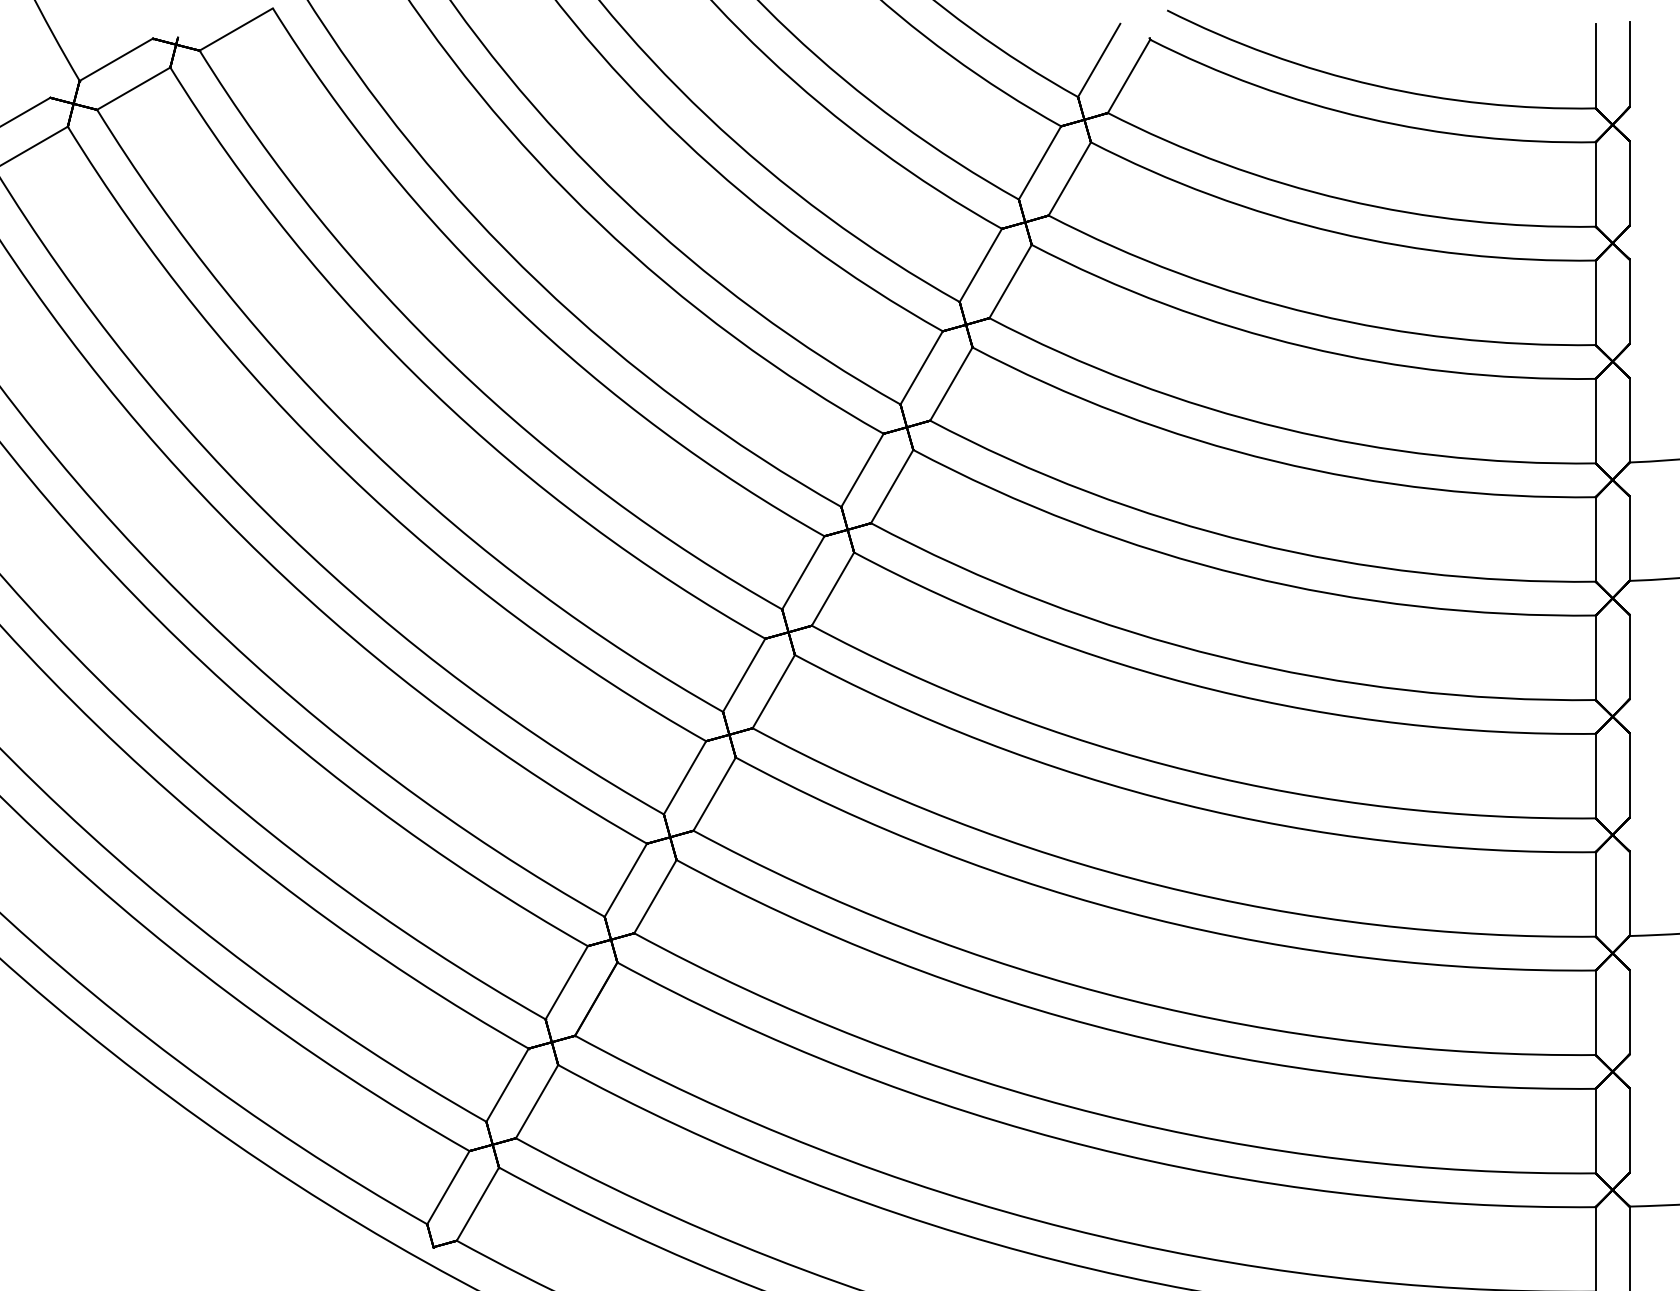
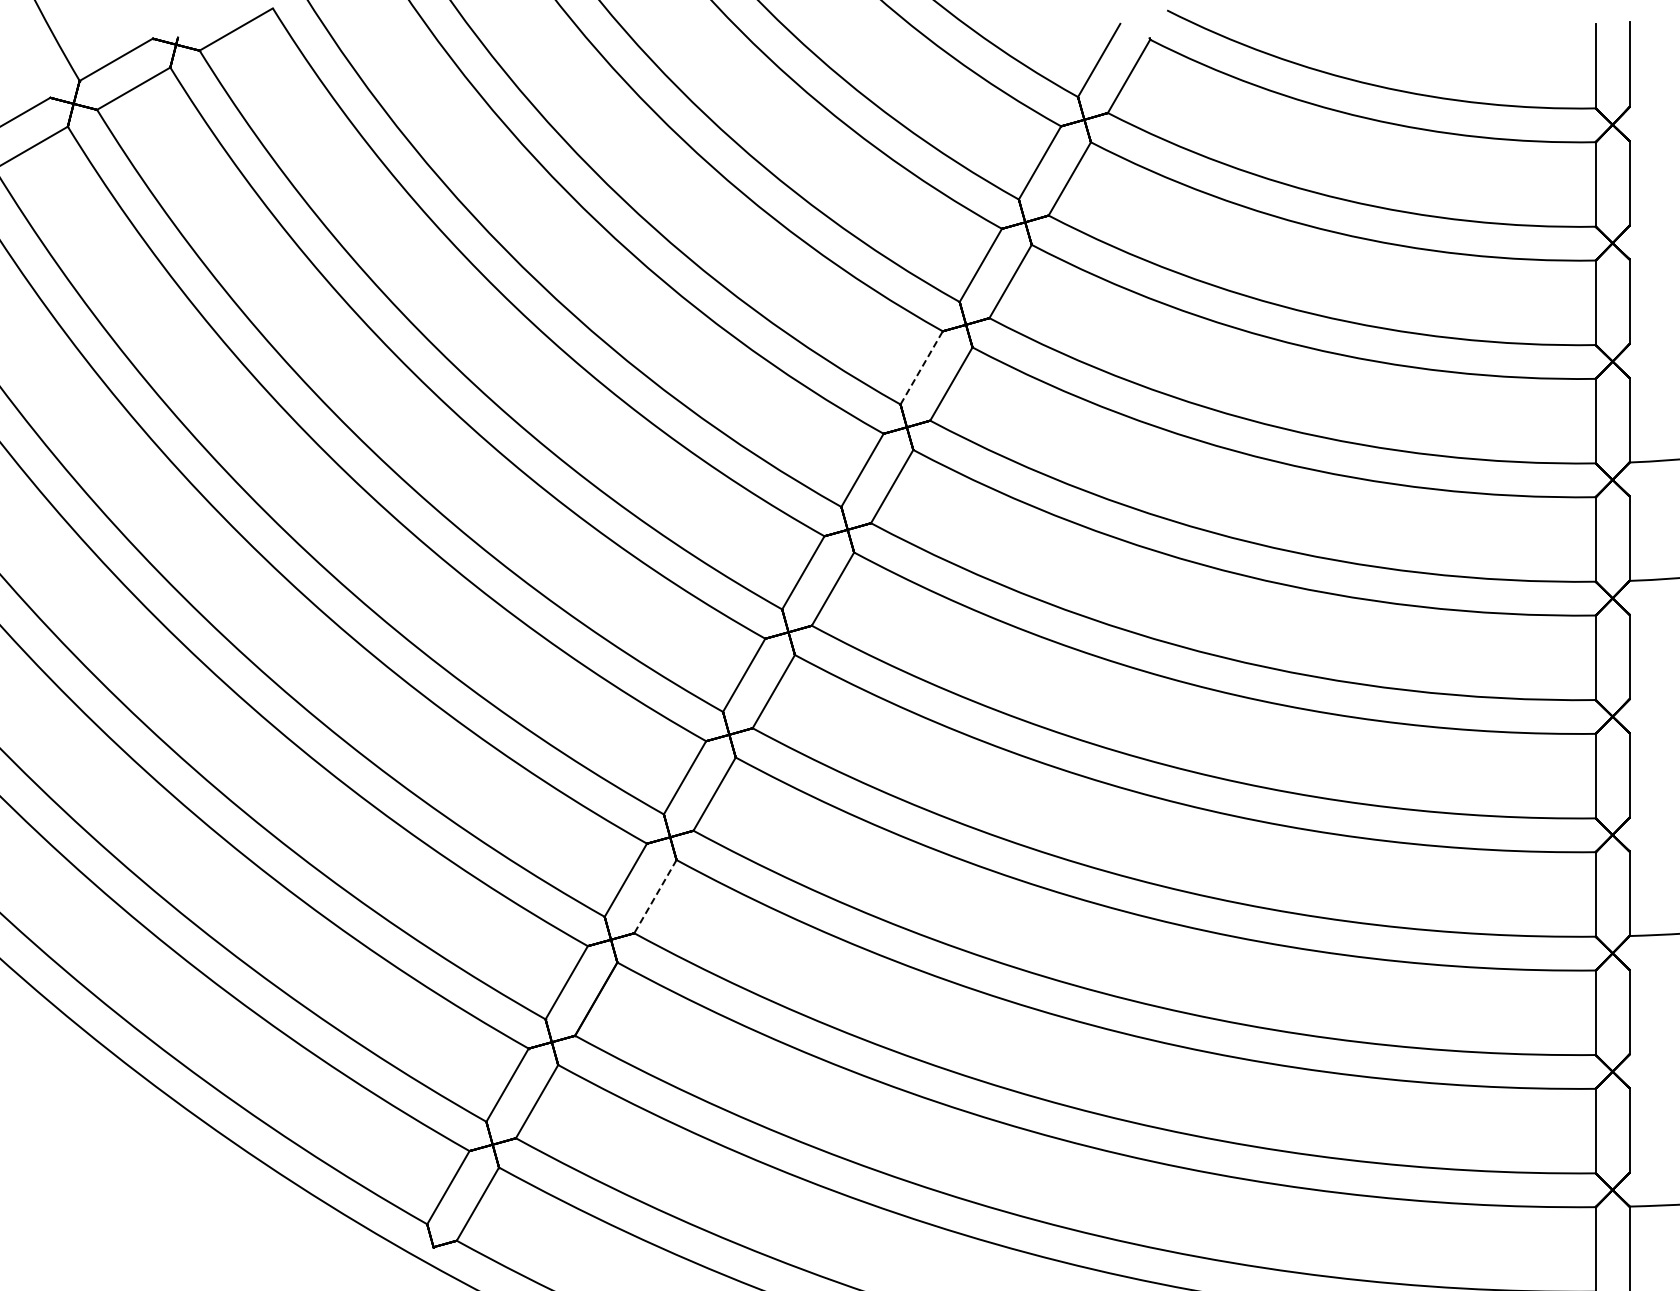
line: solid -> dashed (921, 367)
line: solid -> dashed (655, 897)
